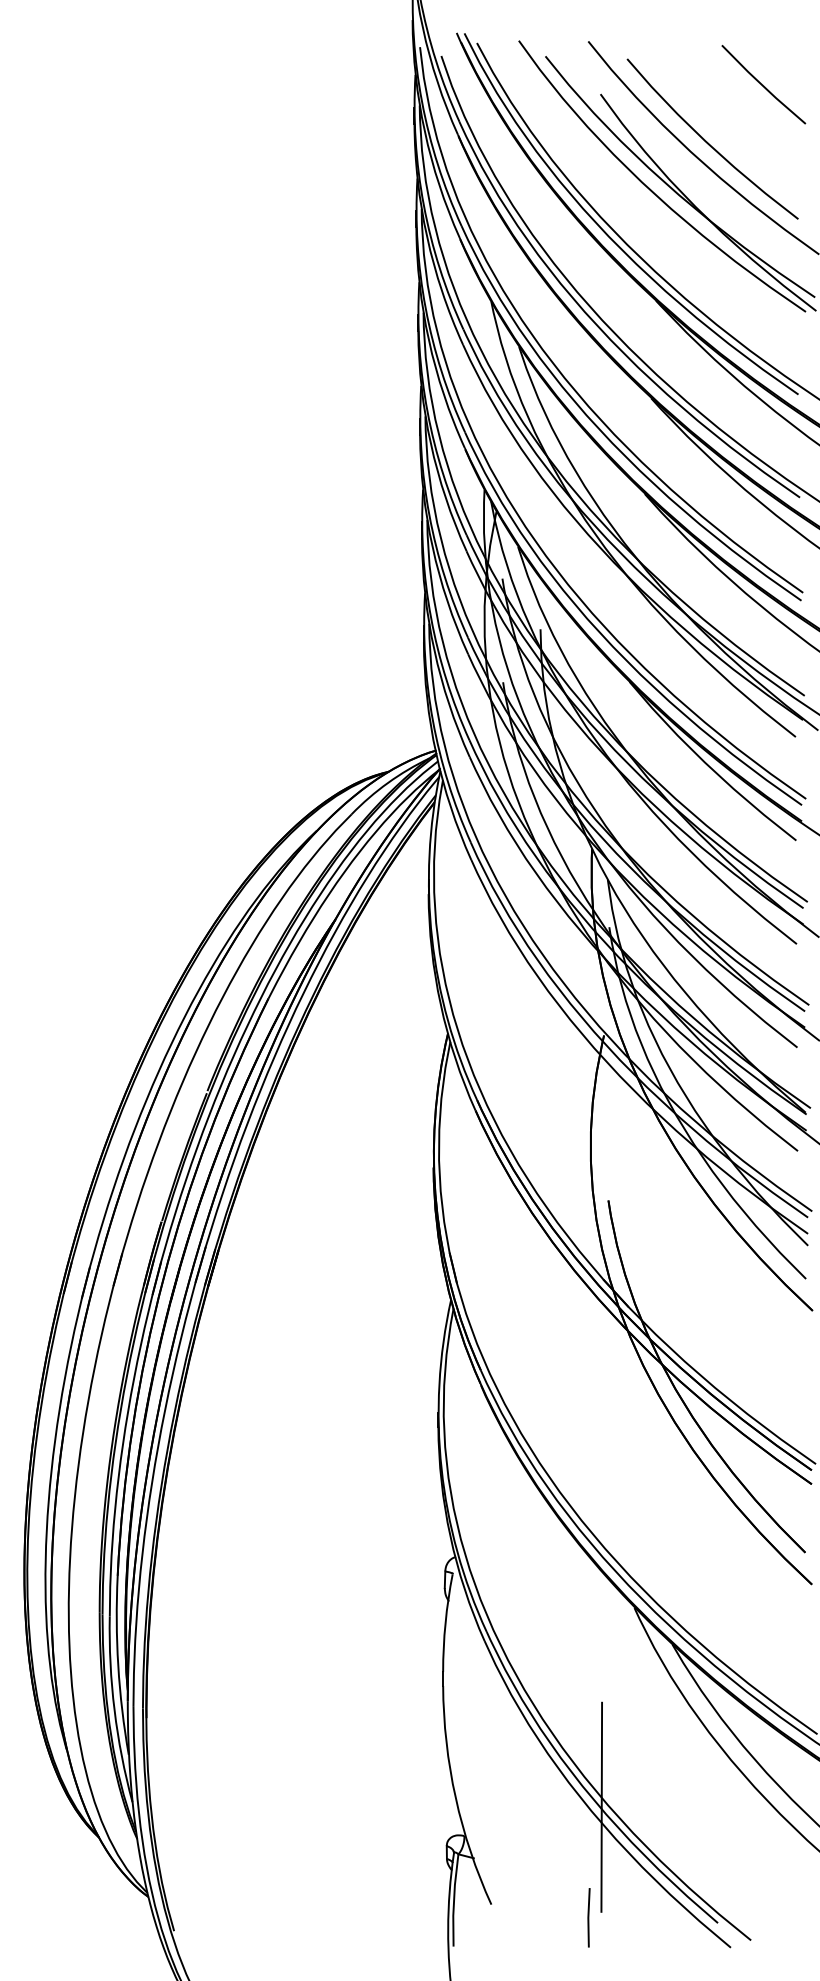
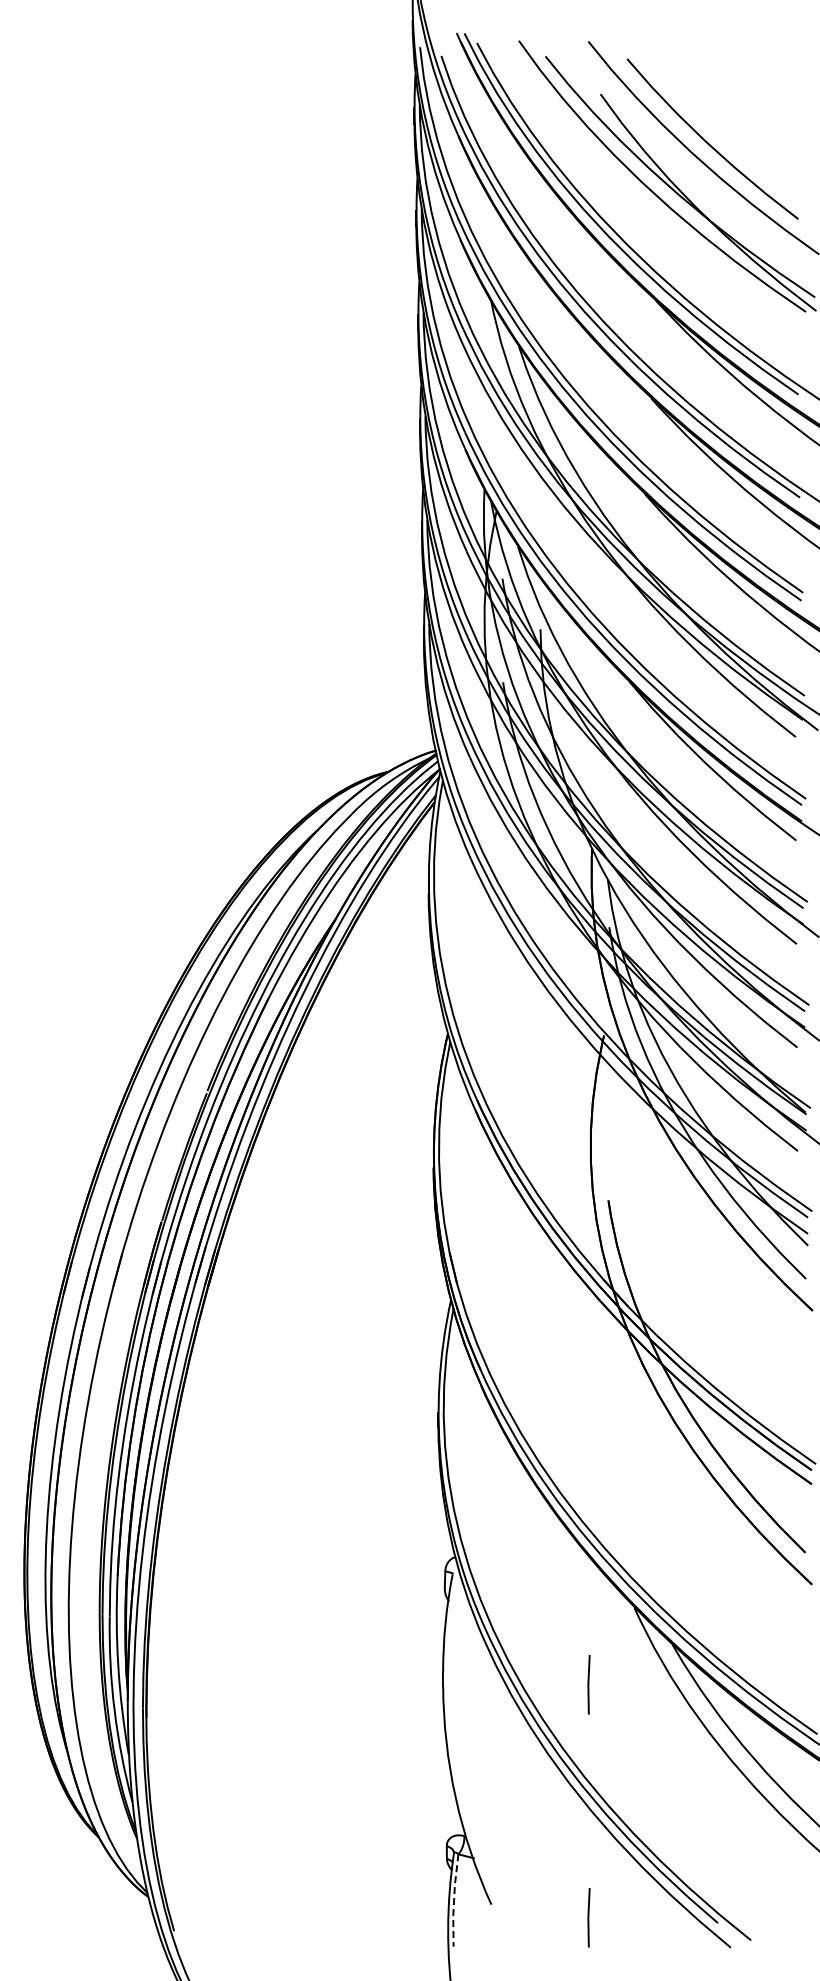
line: present -> none (762, 84)
line: none -> present (588, 1684)
line: present -> none (601, 1806)
line: solid -> dashed (454, 1900)
